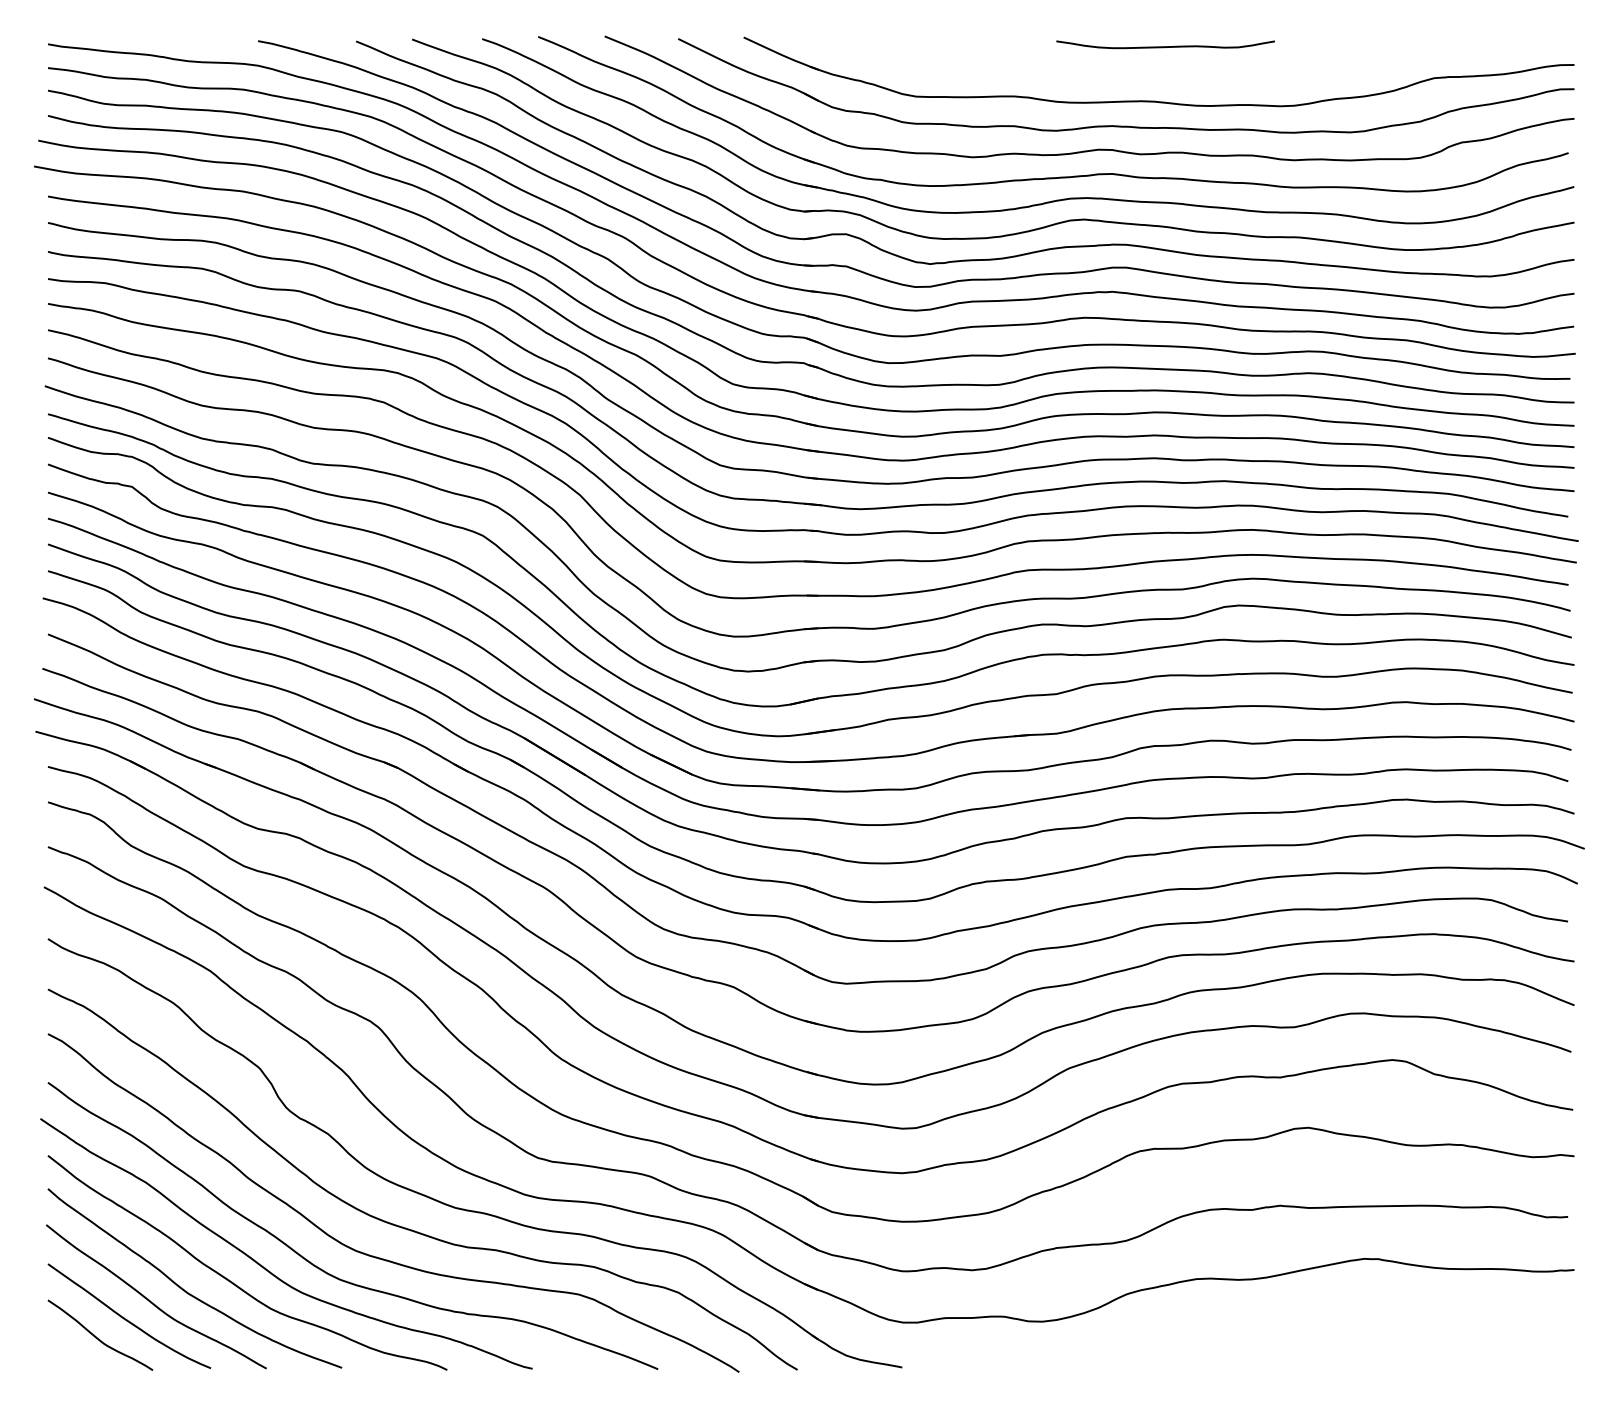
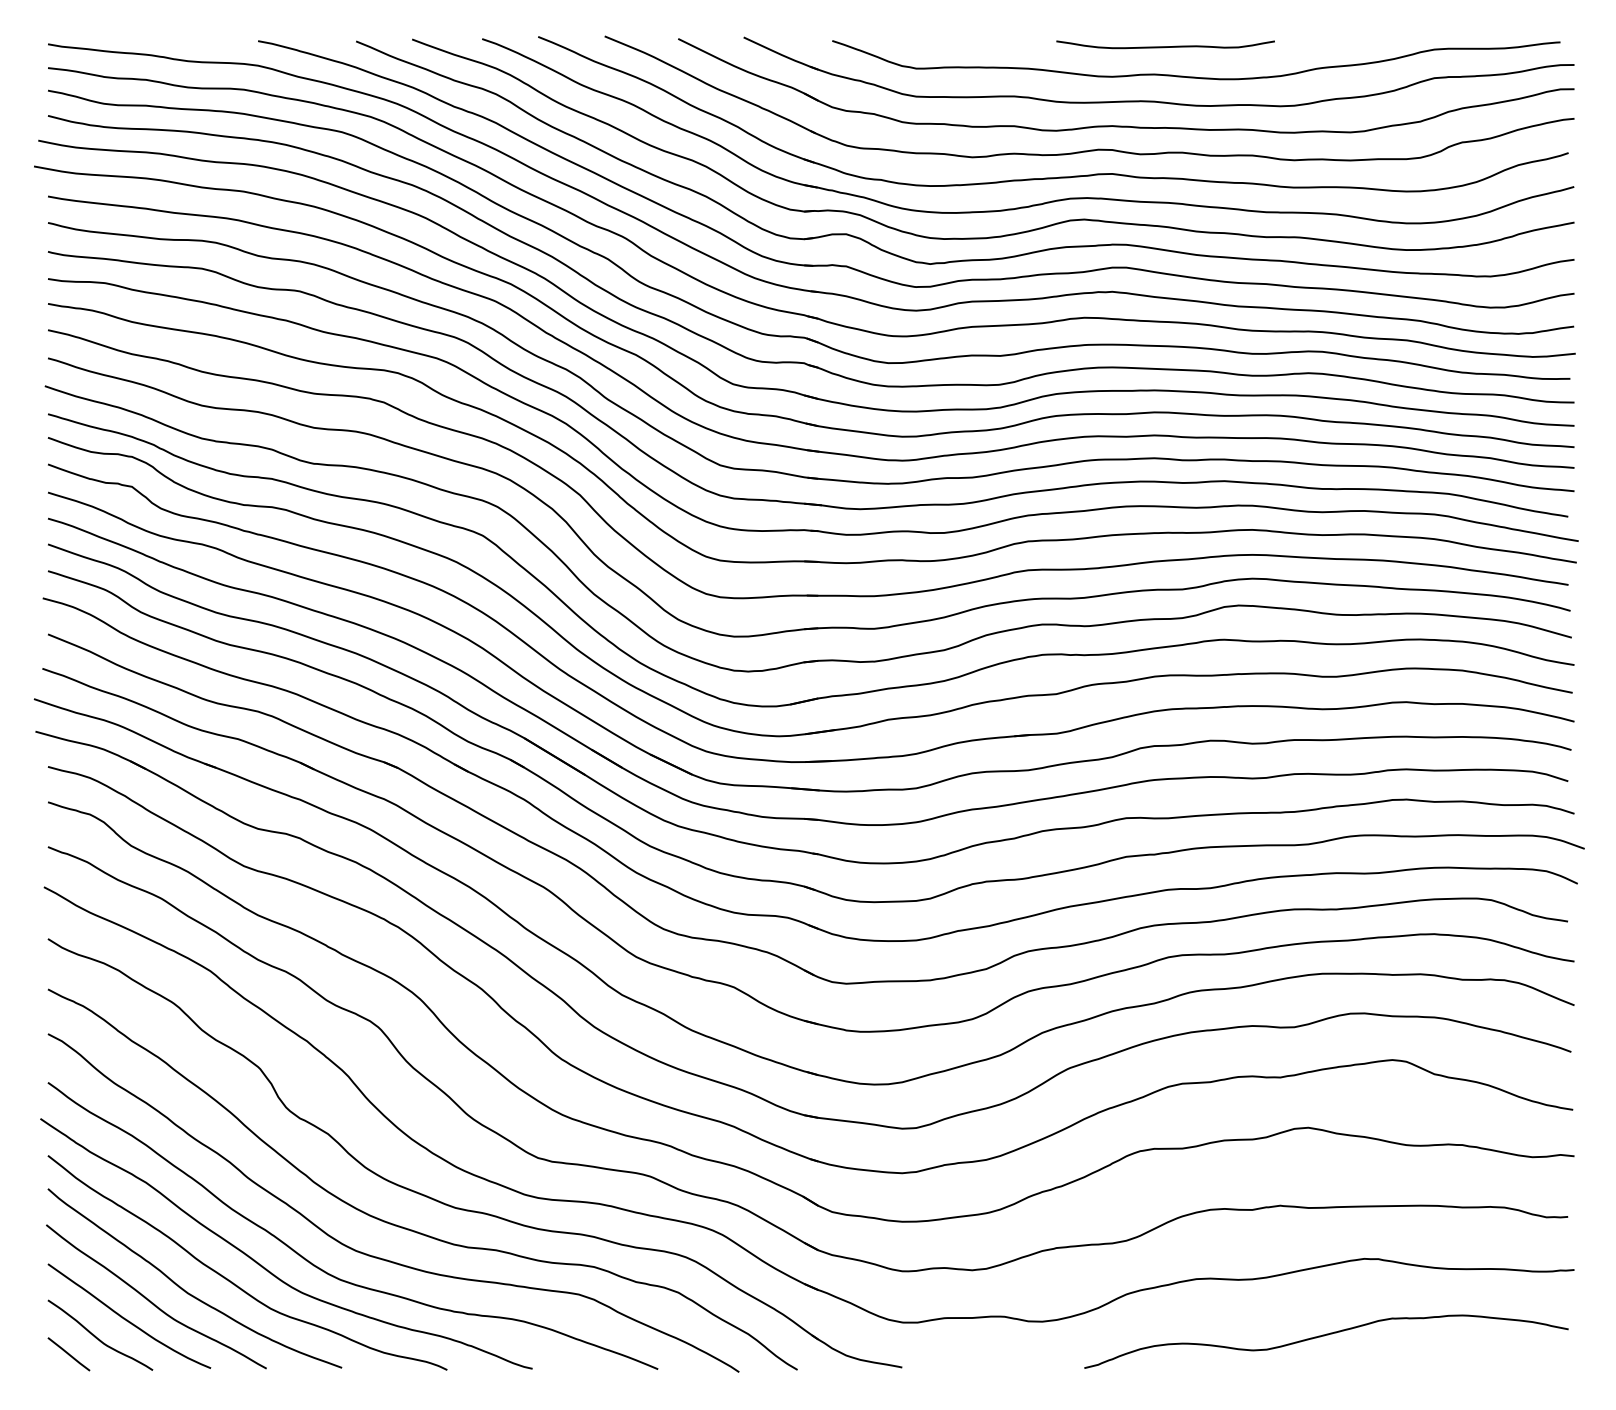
curve: none -> present (1195, 76)
curve: none -> present (1324, 1336)
line: none -> present (68, 1354)
